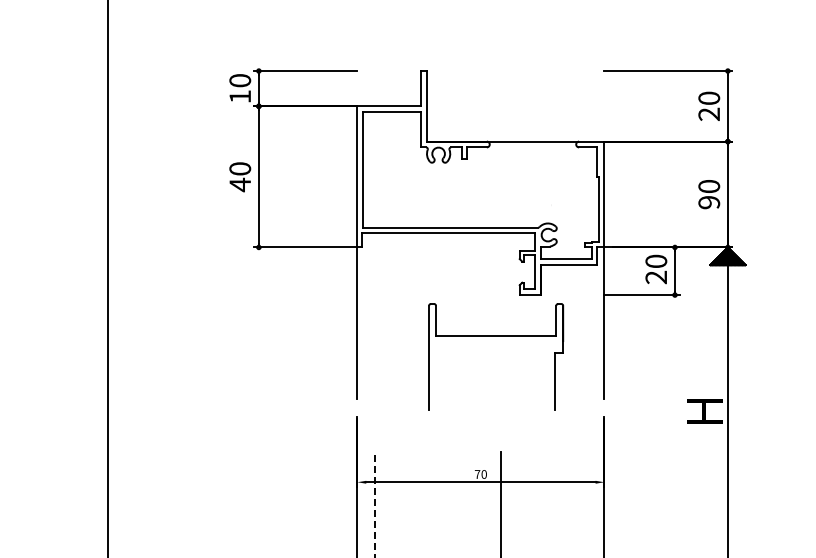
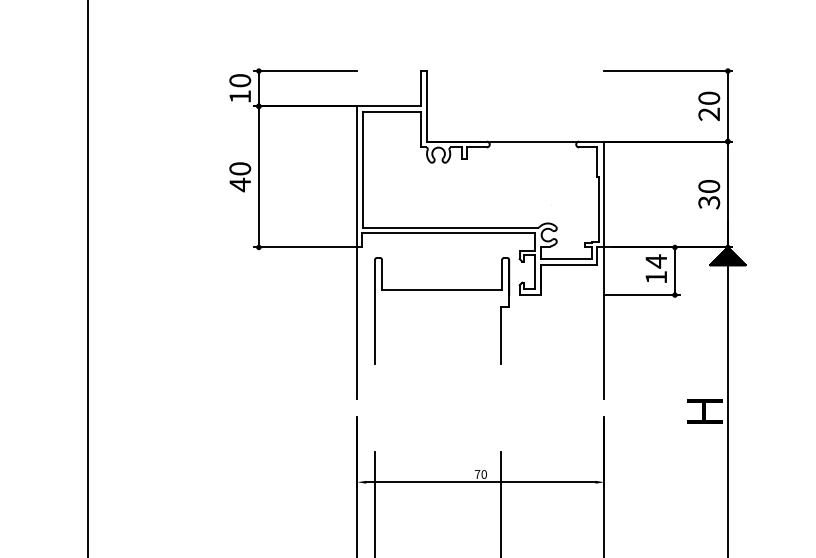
text: 90 -> 30 (709, 202)
text: 20 -> 14 (656, 269)
line position: (108, 278) -> (88, 278) (88, 278)
part position: (496, 336) -> (442, 290) (442, 290)
line: dashed -> solid (375, 504)
